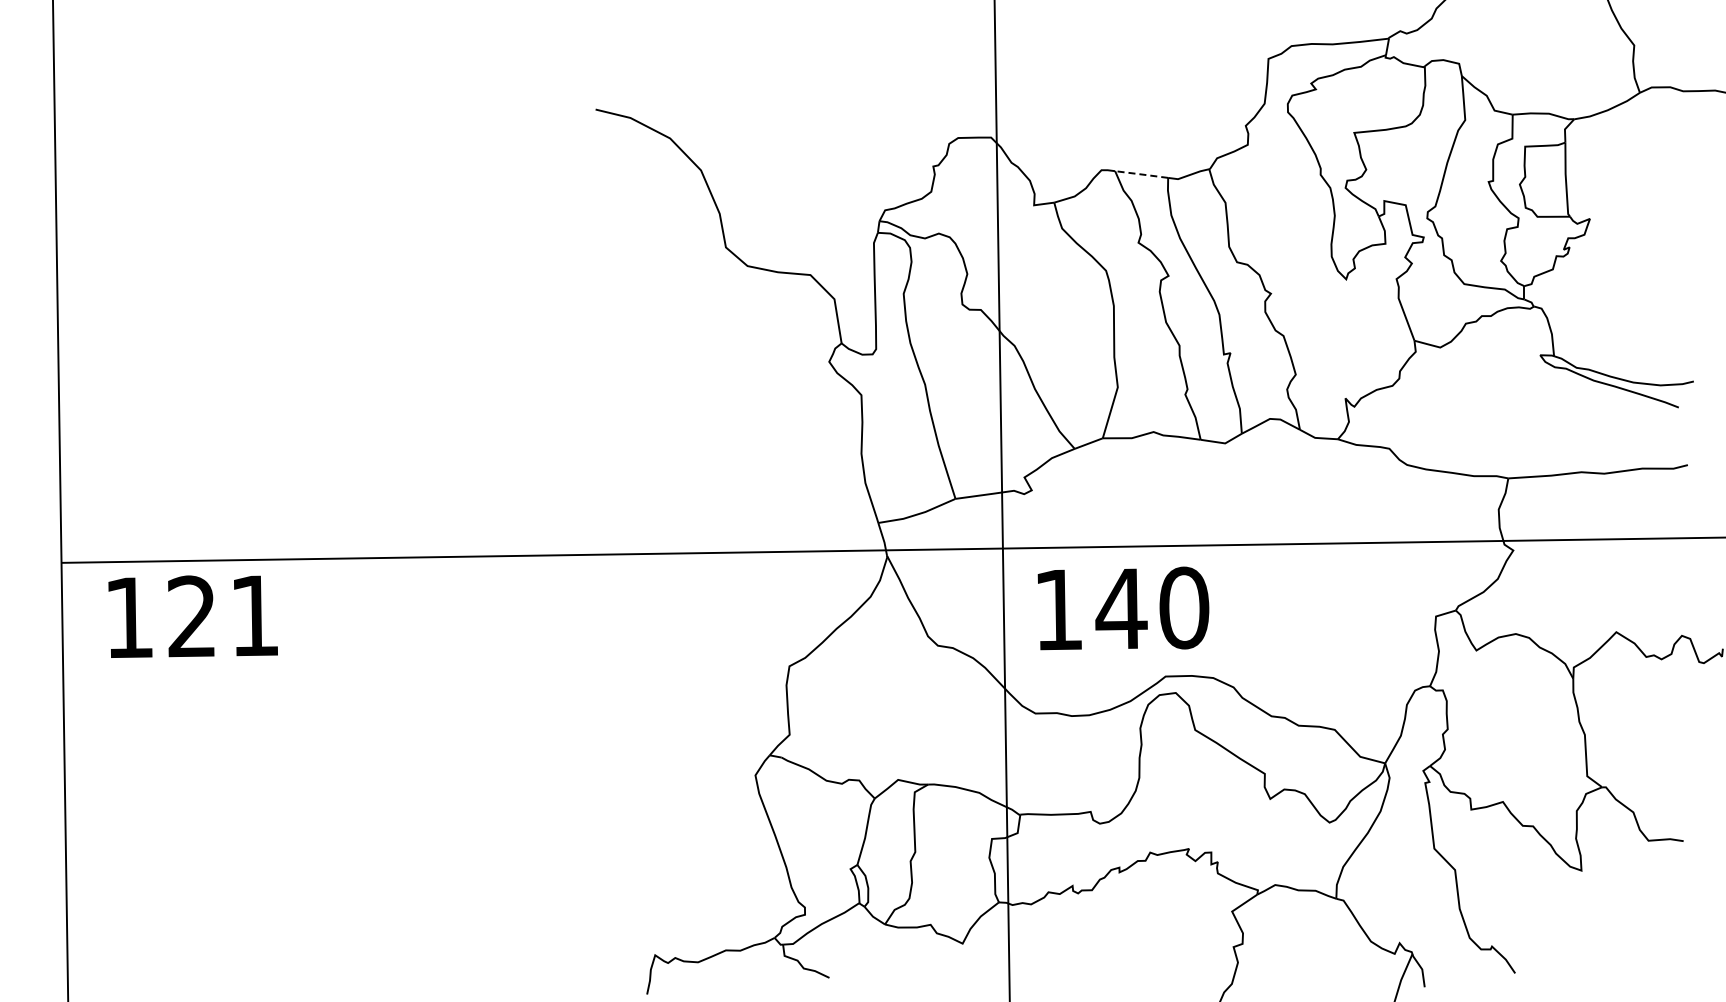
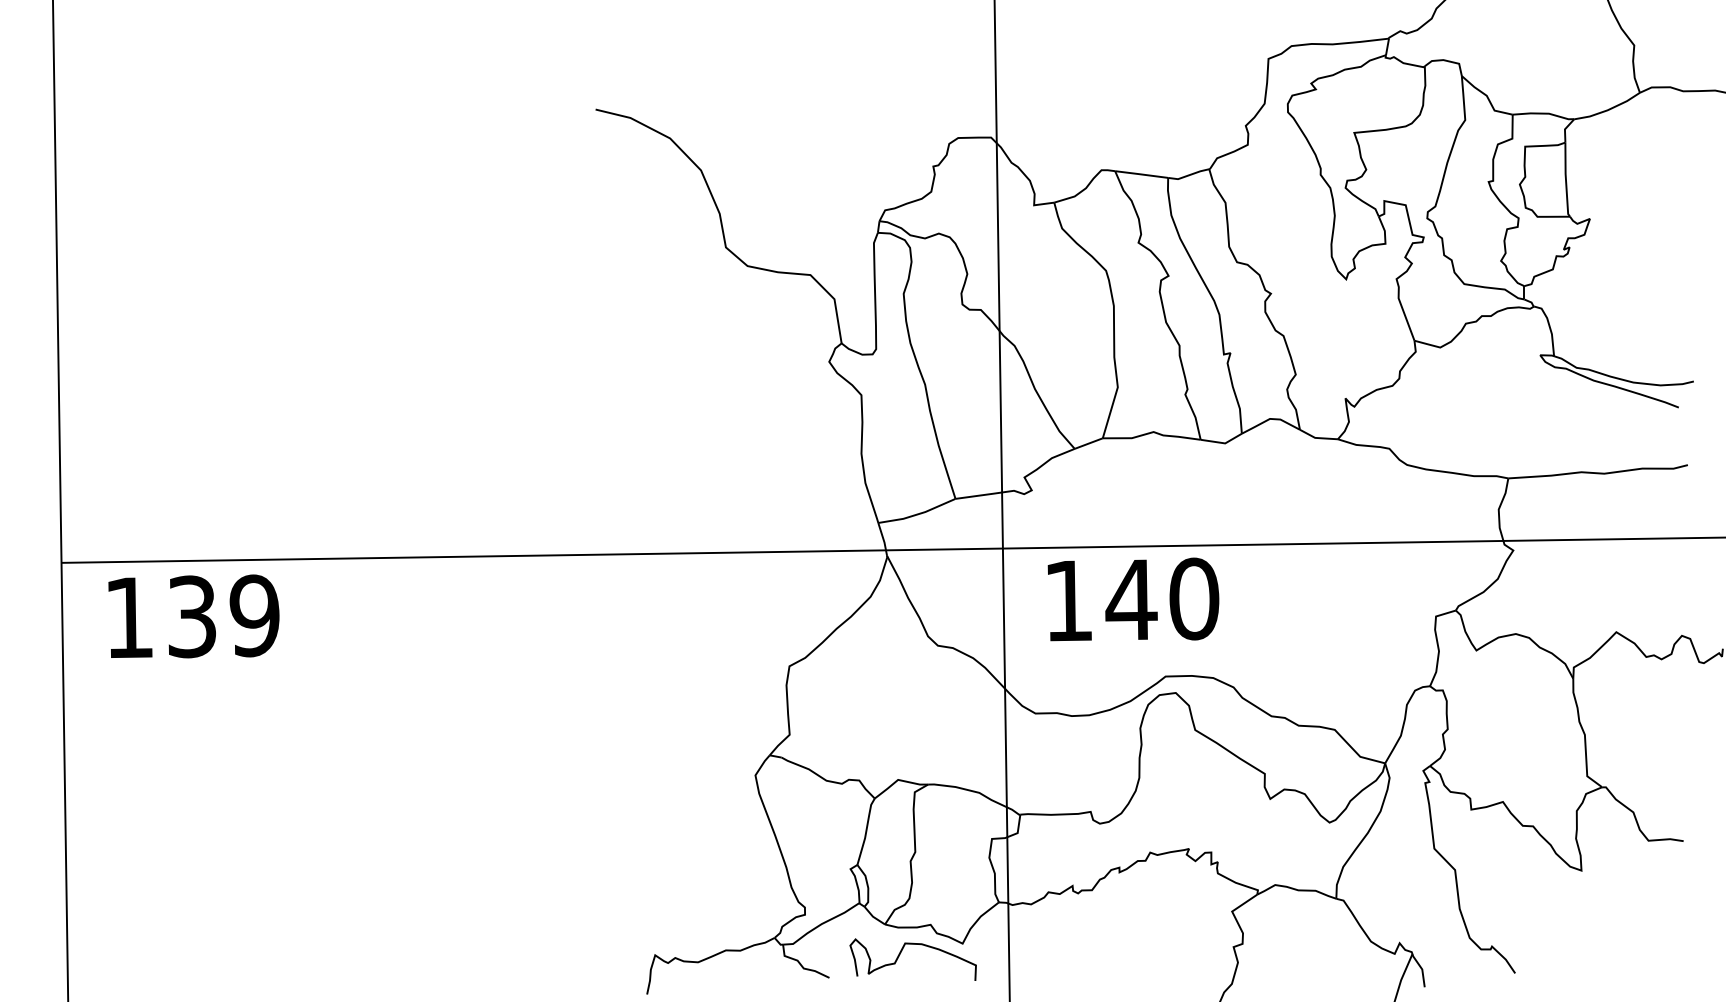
line: dashed -> solid (1140, 174)
text position: (1123, 608) -> (1133, 599) (1133, 599)
text: 121 -> 139 (223, 616)
curve: none -> present (902, 951)
